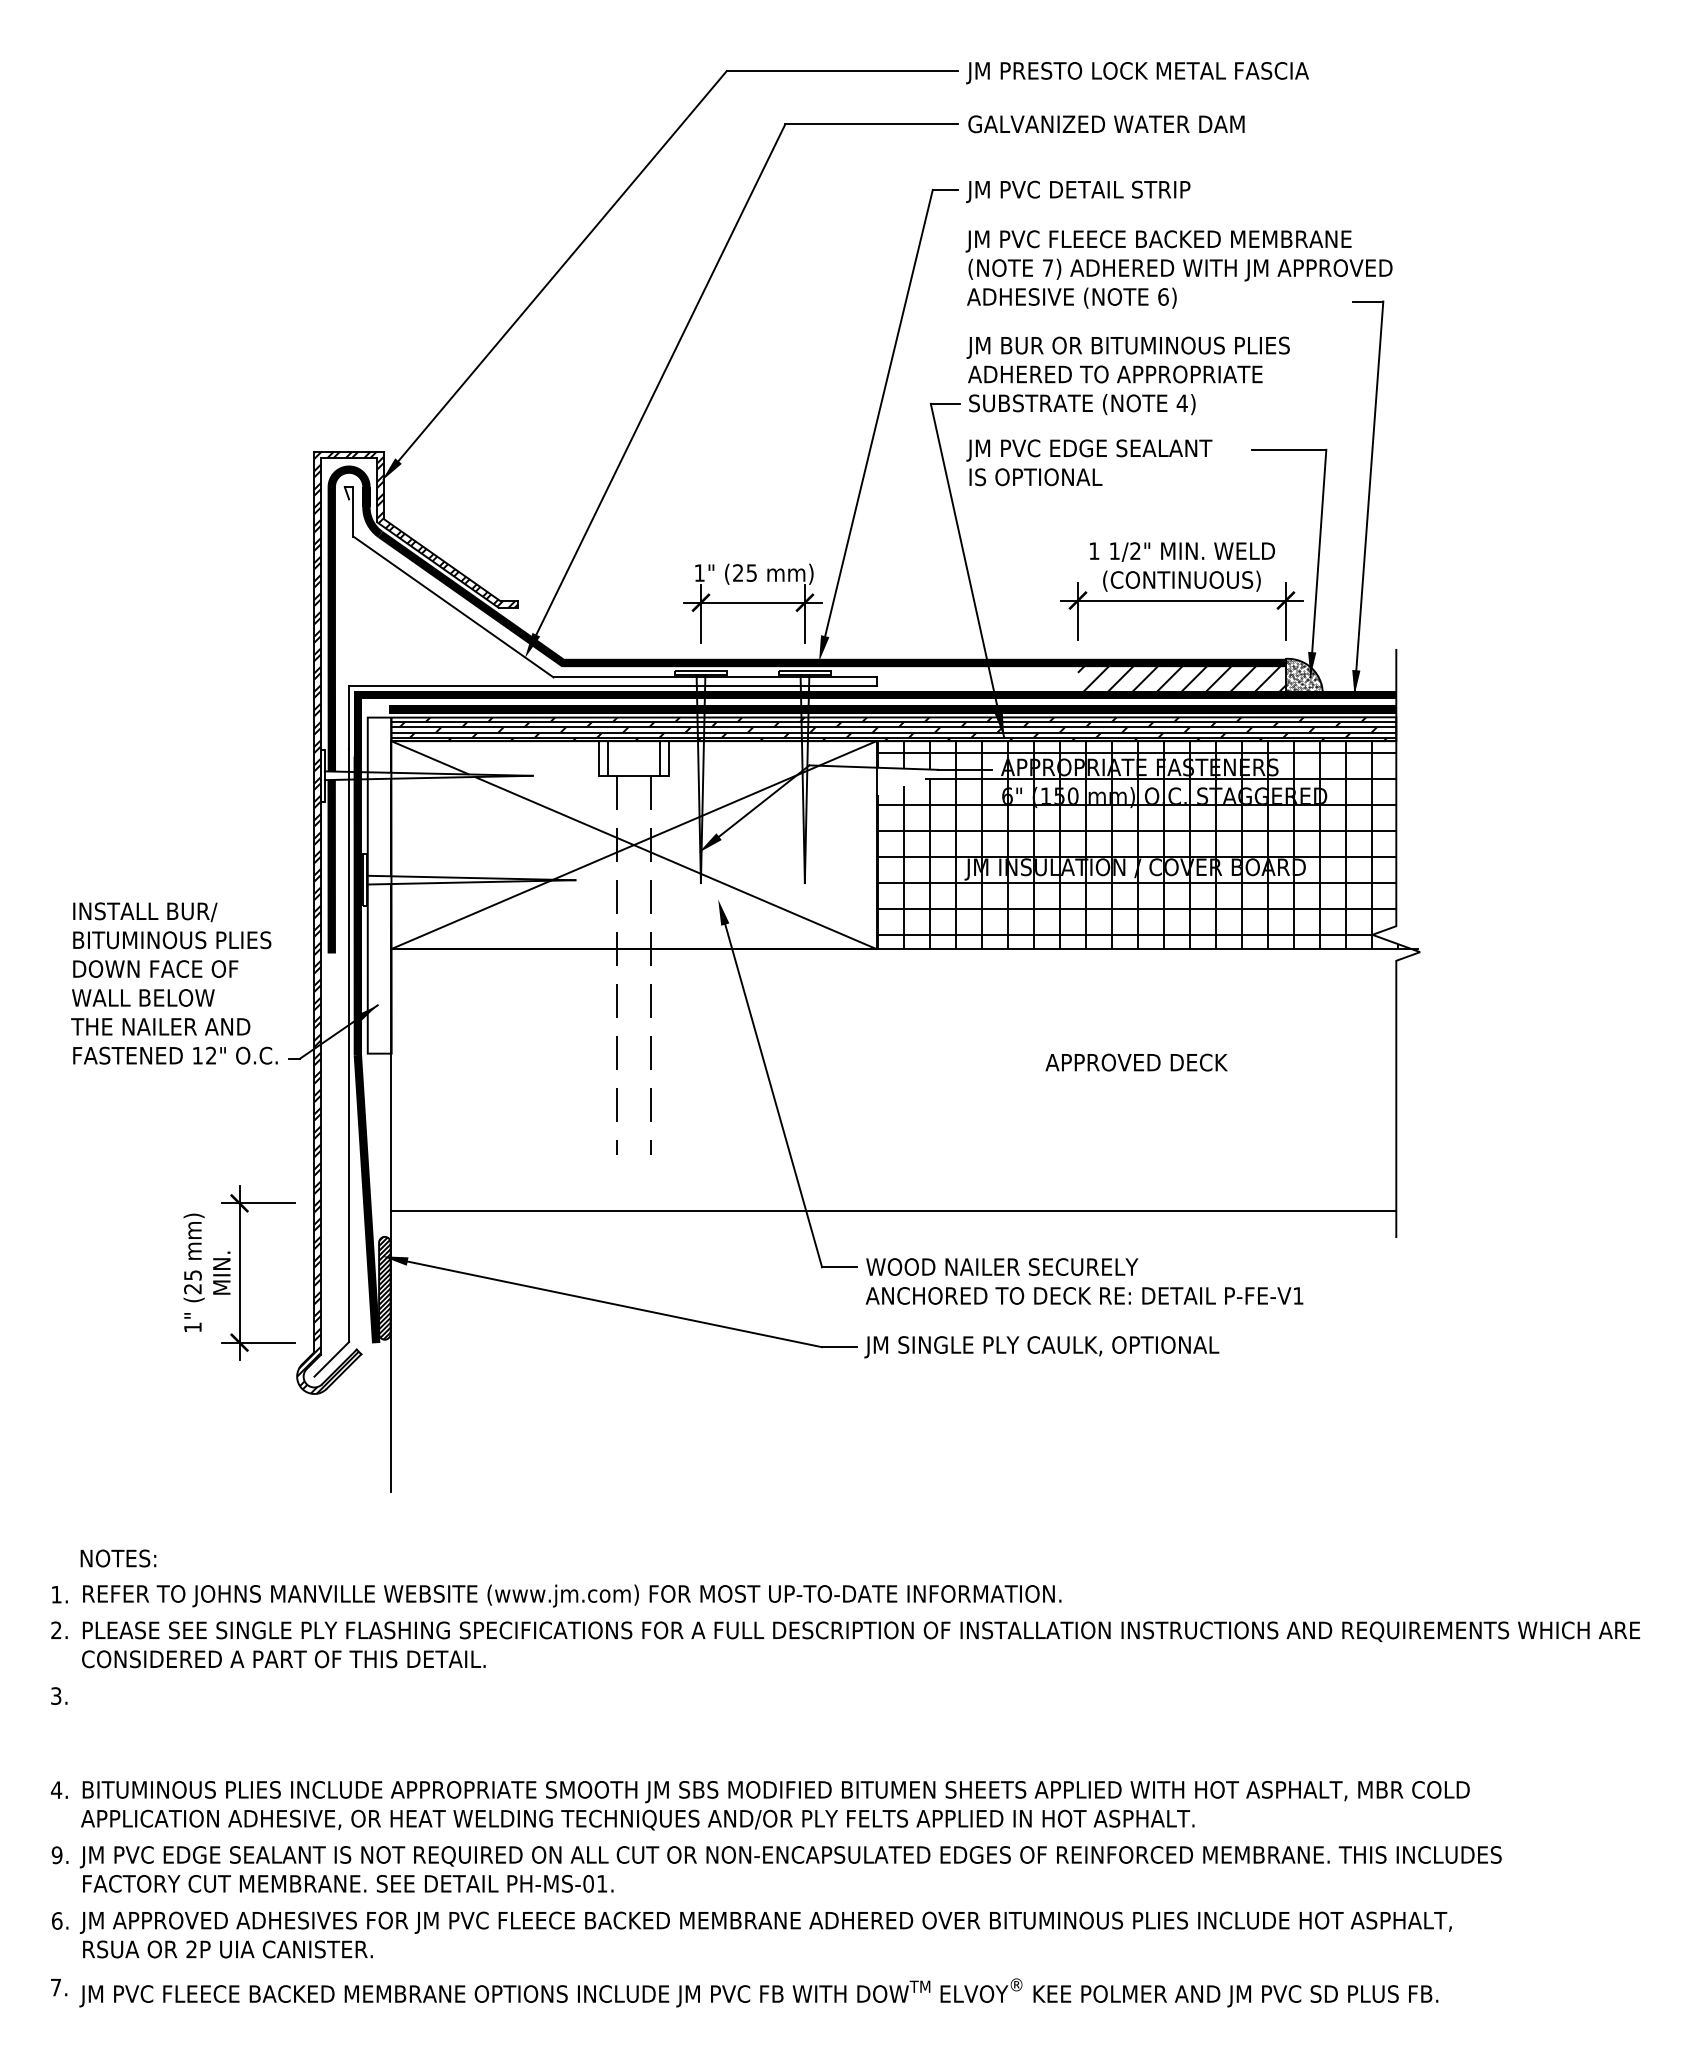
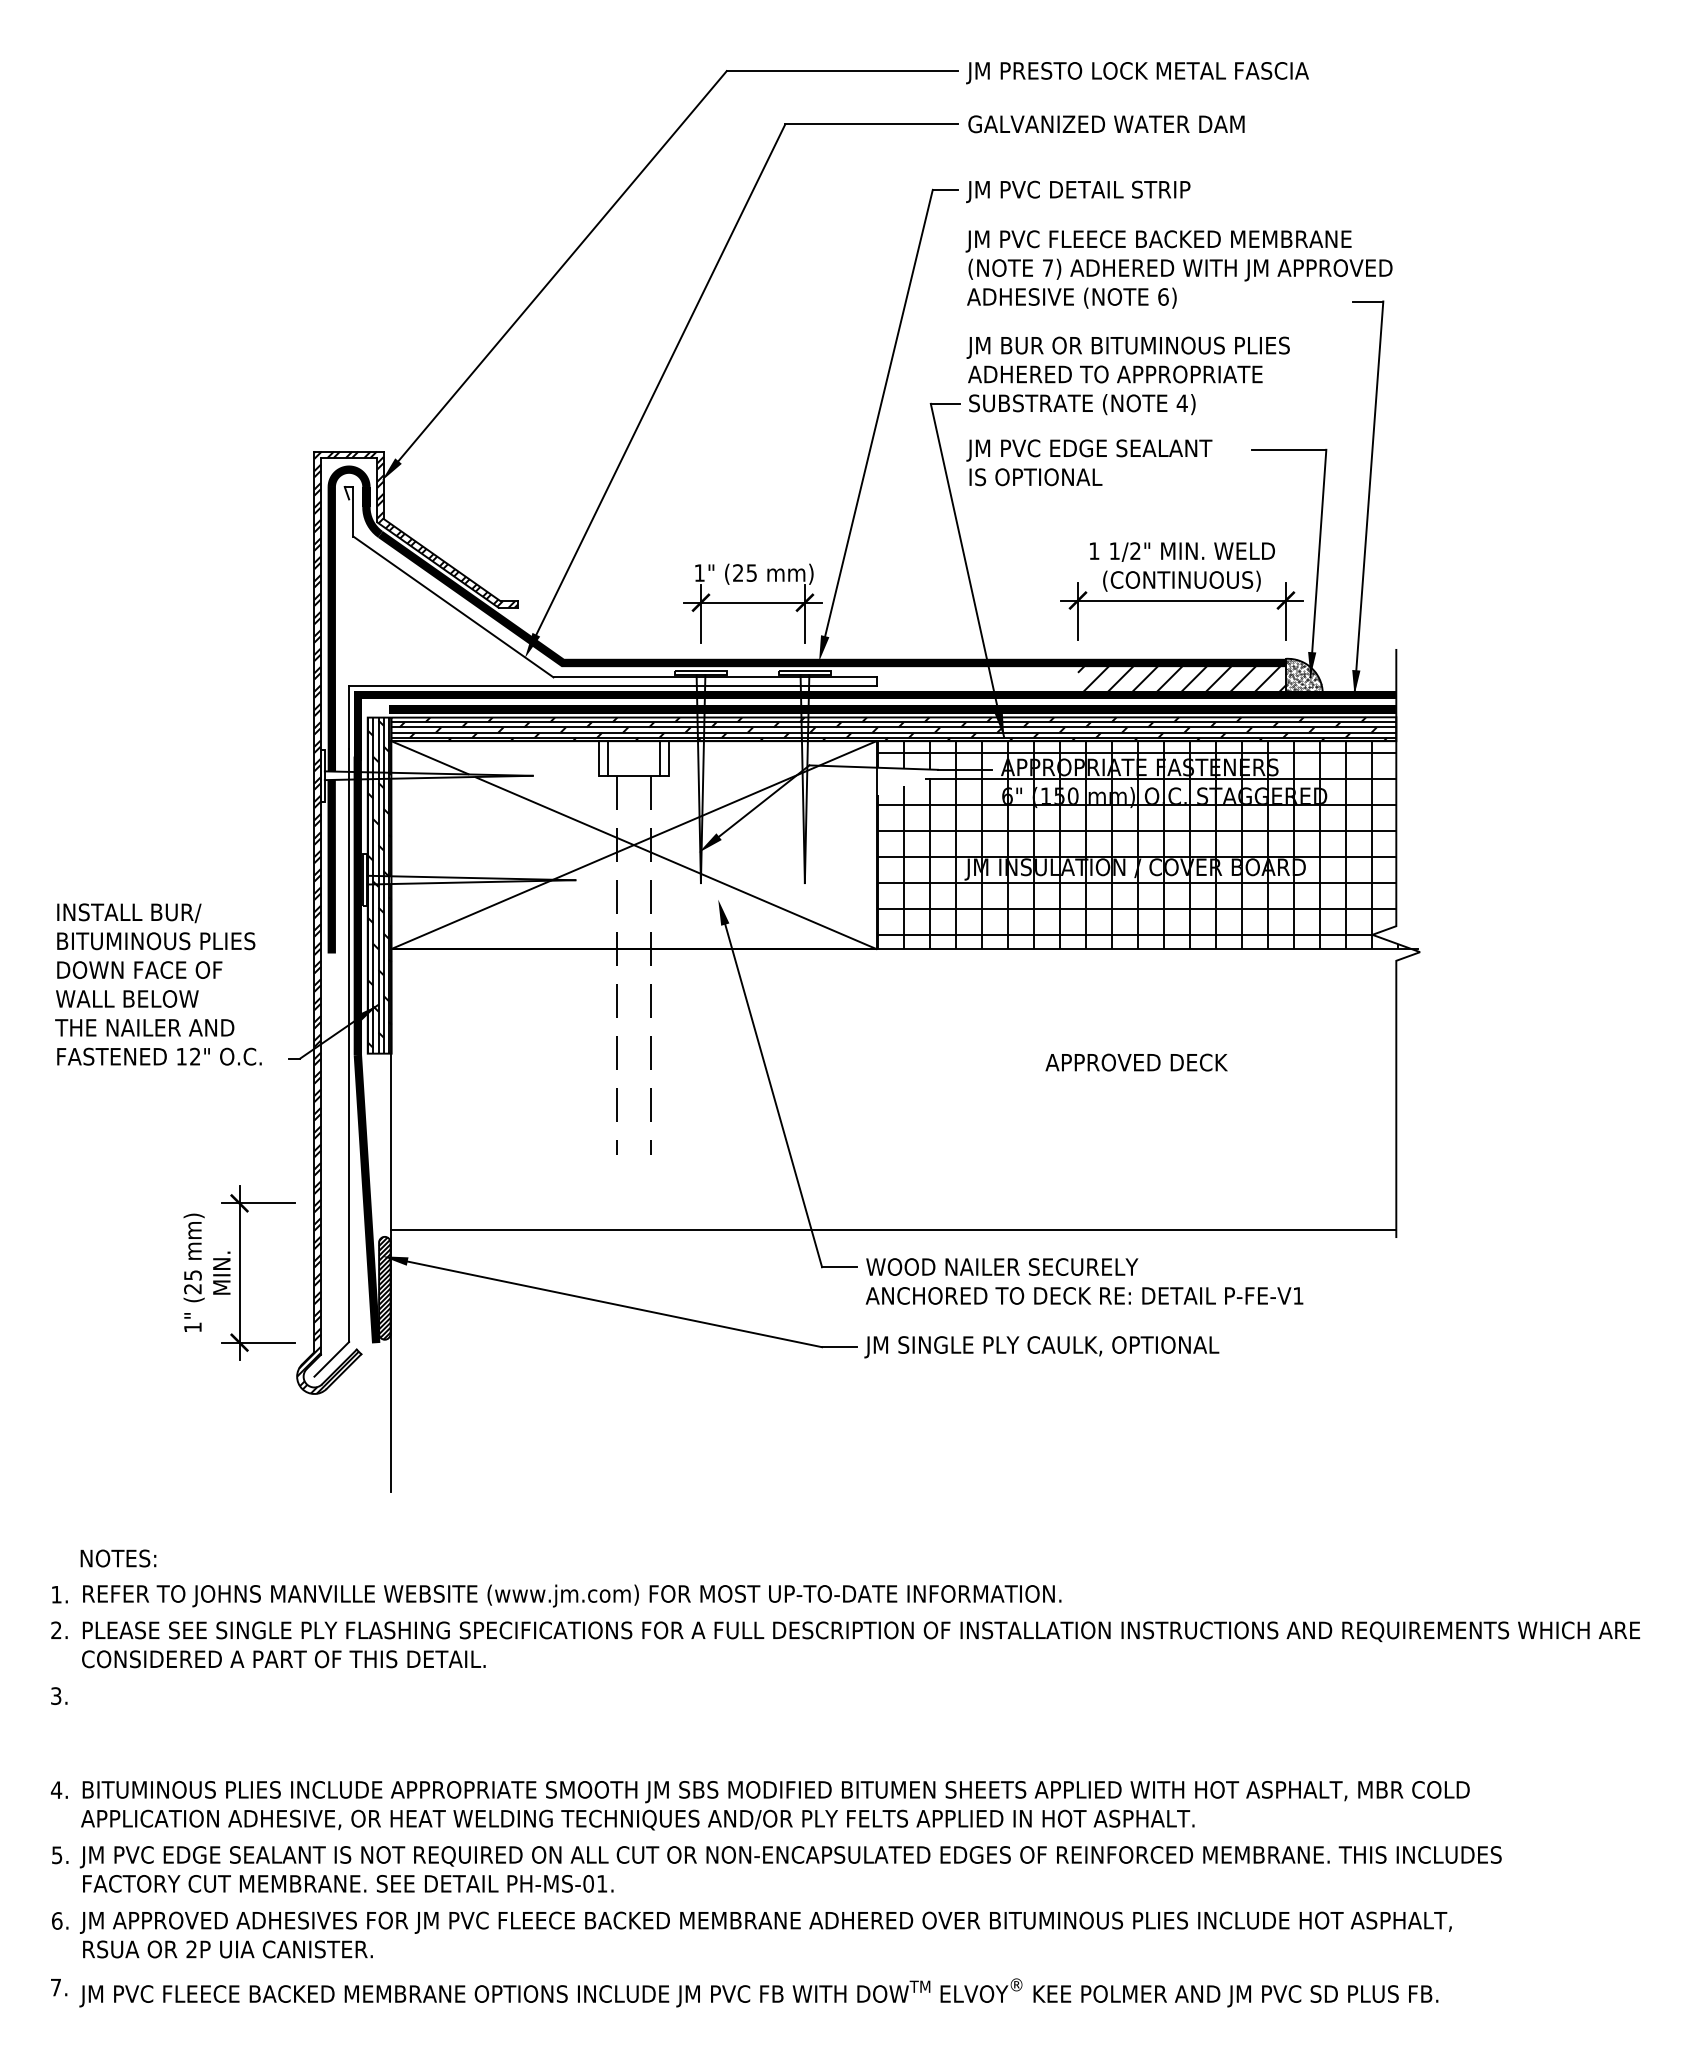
hatch: none -> present (379, 885)
text position: (174, 983) -> (158, 984) (158, 984)
line position: (893, 1211) -> (893, 1230) (893, 1230)
text: 9. -> 5. (56, 1854)
